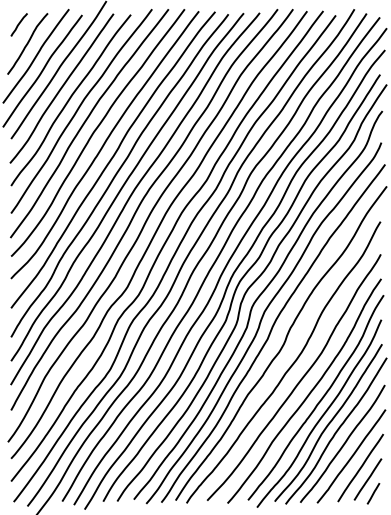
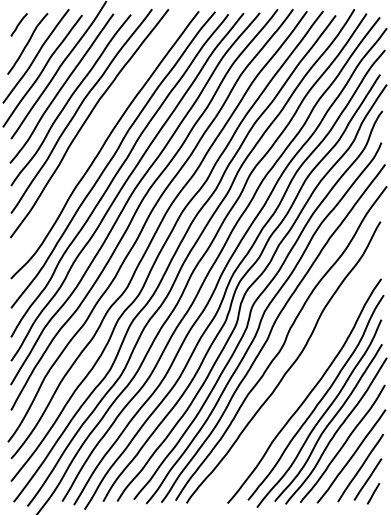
curve: present -> none (96, 130)
curve: present -> none (298, 381)
